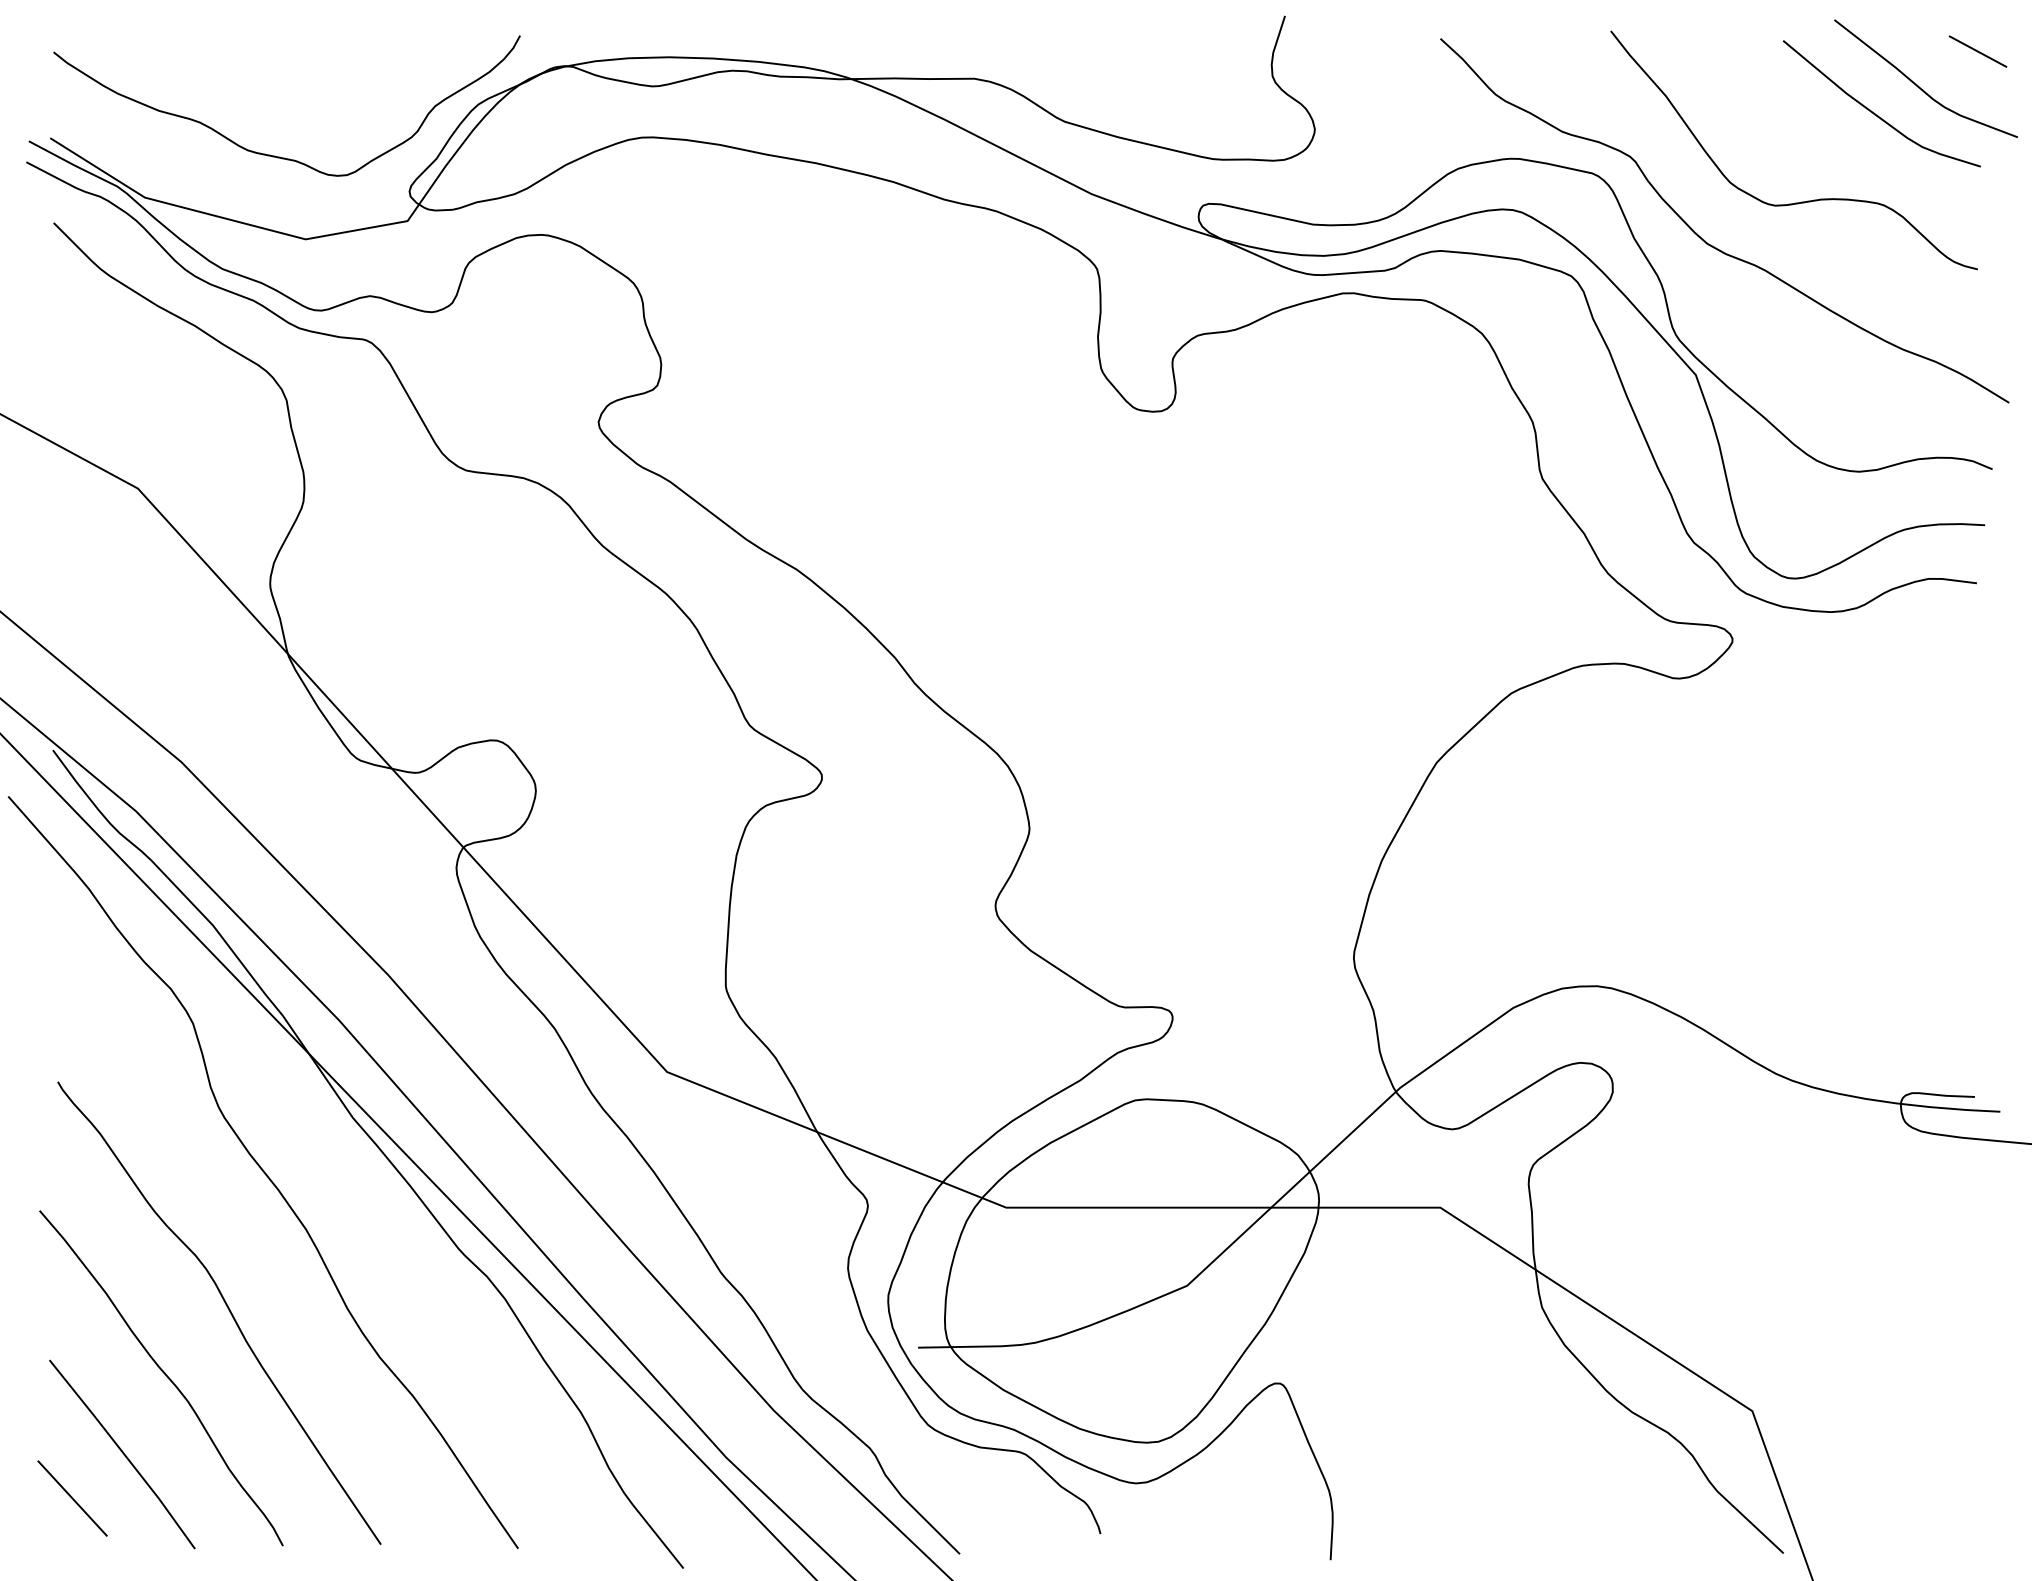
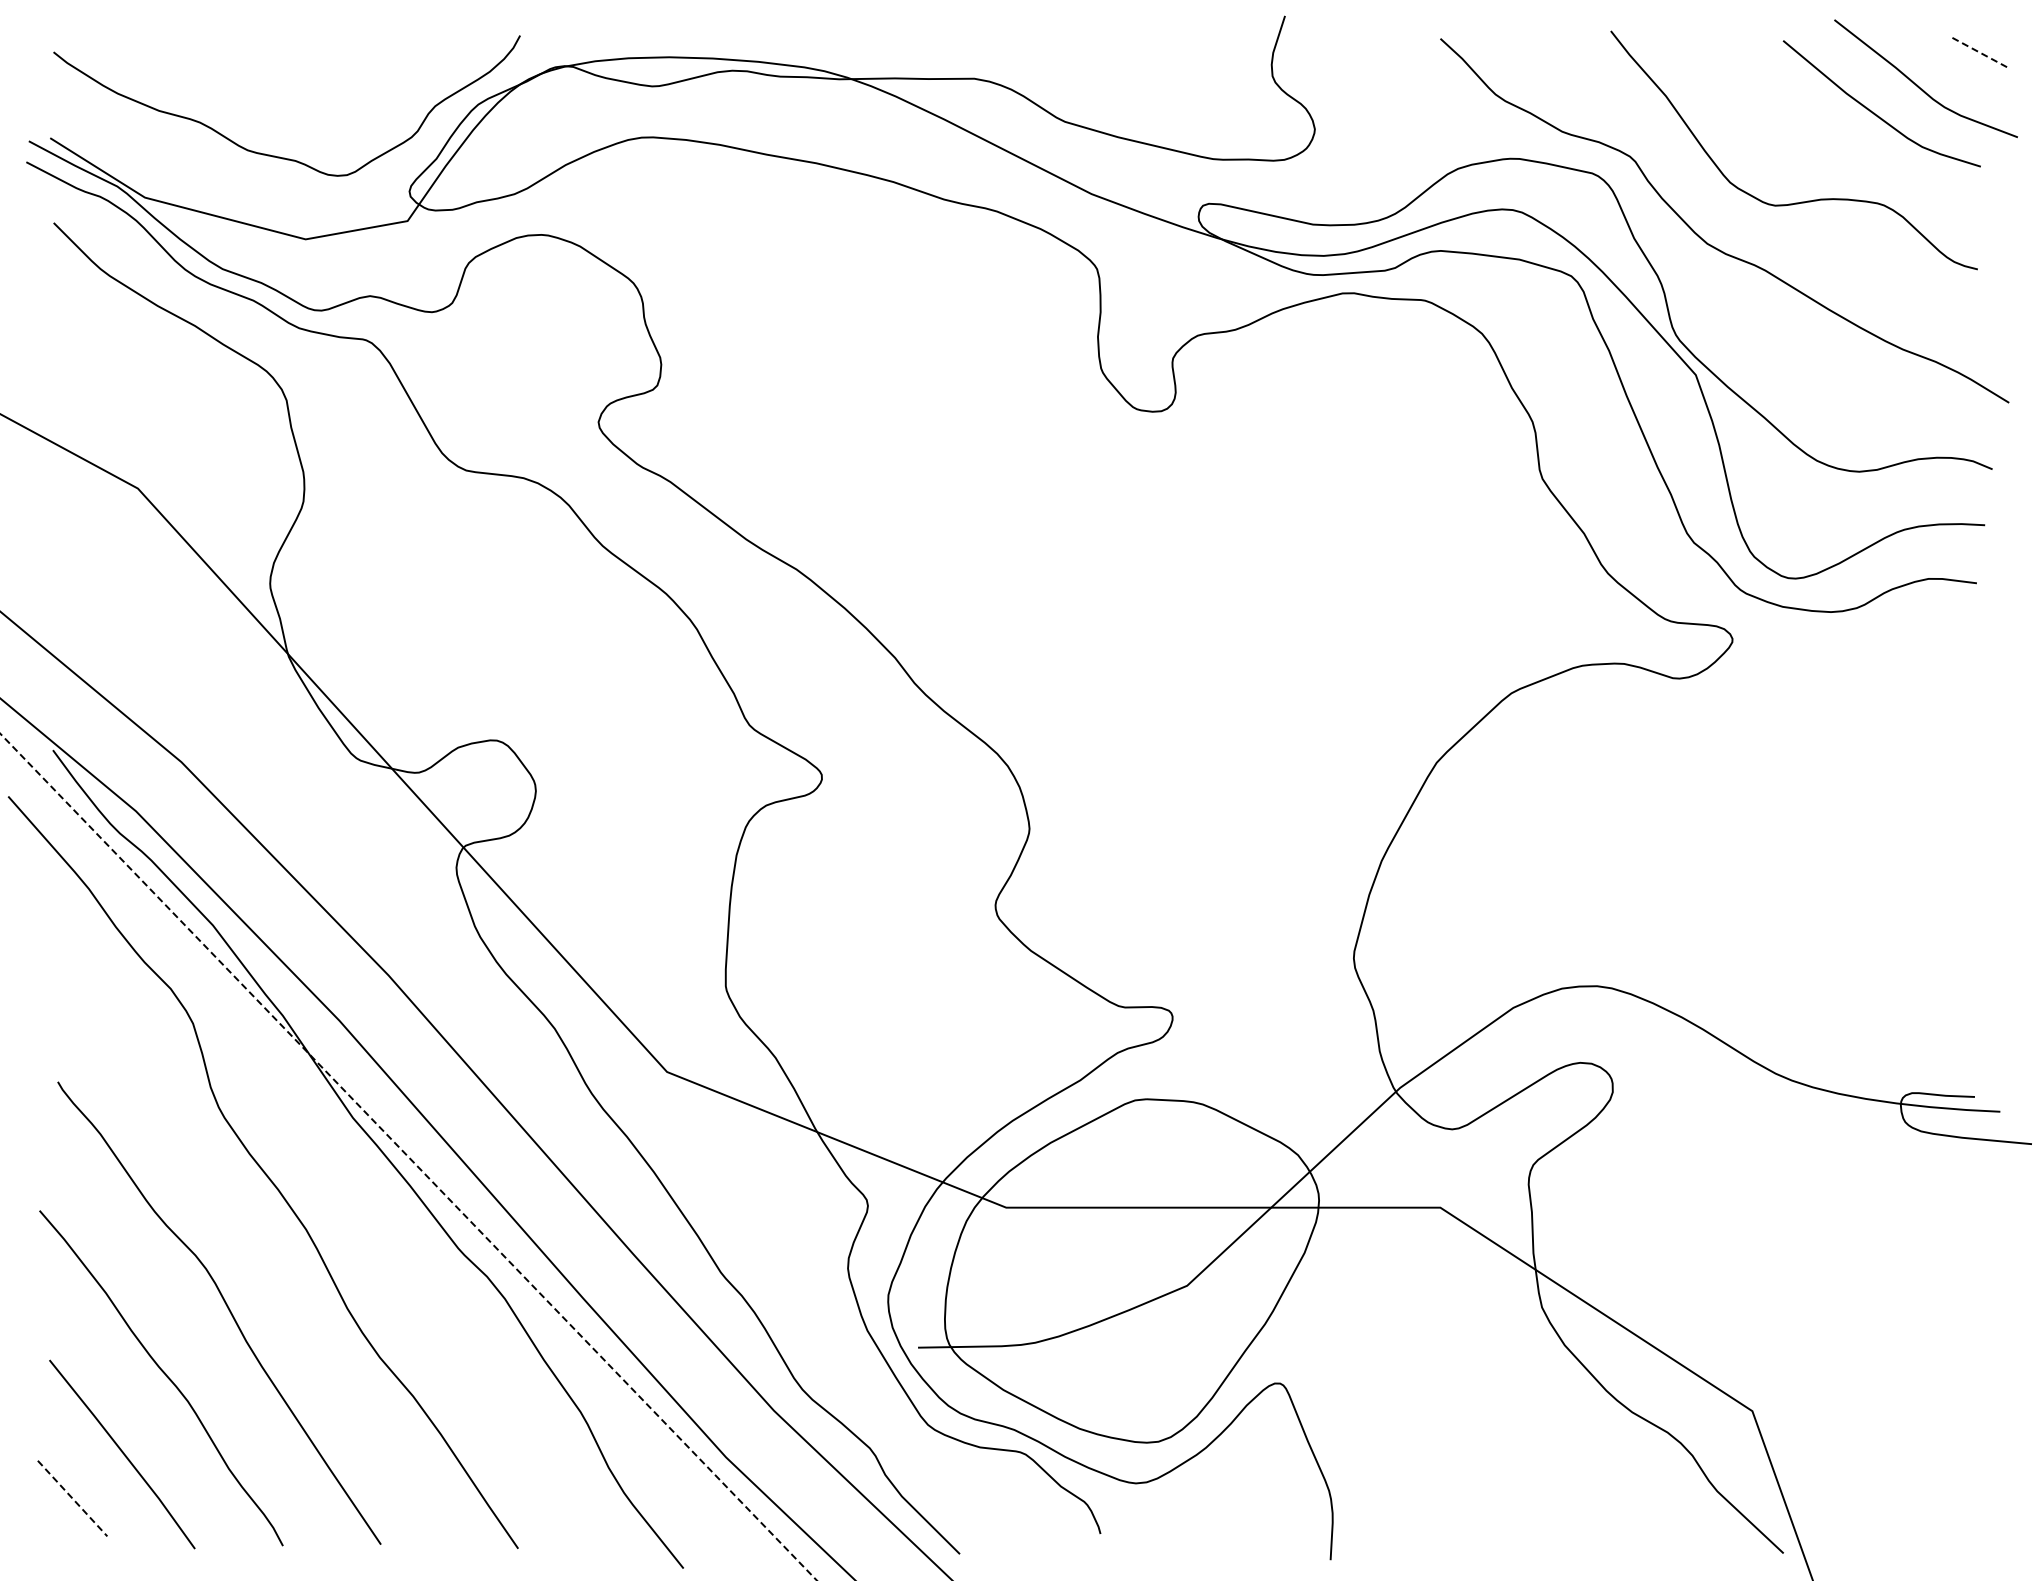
line: solid -> dashed (1978, 51)
line: solid -> dashed (408, 1157)
line: solid -> dashed (72, 1498)
